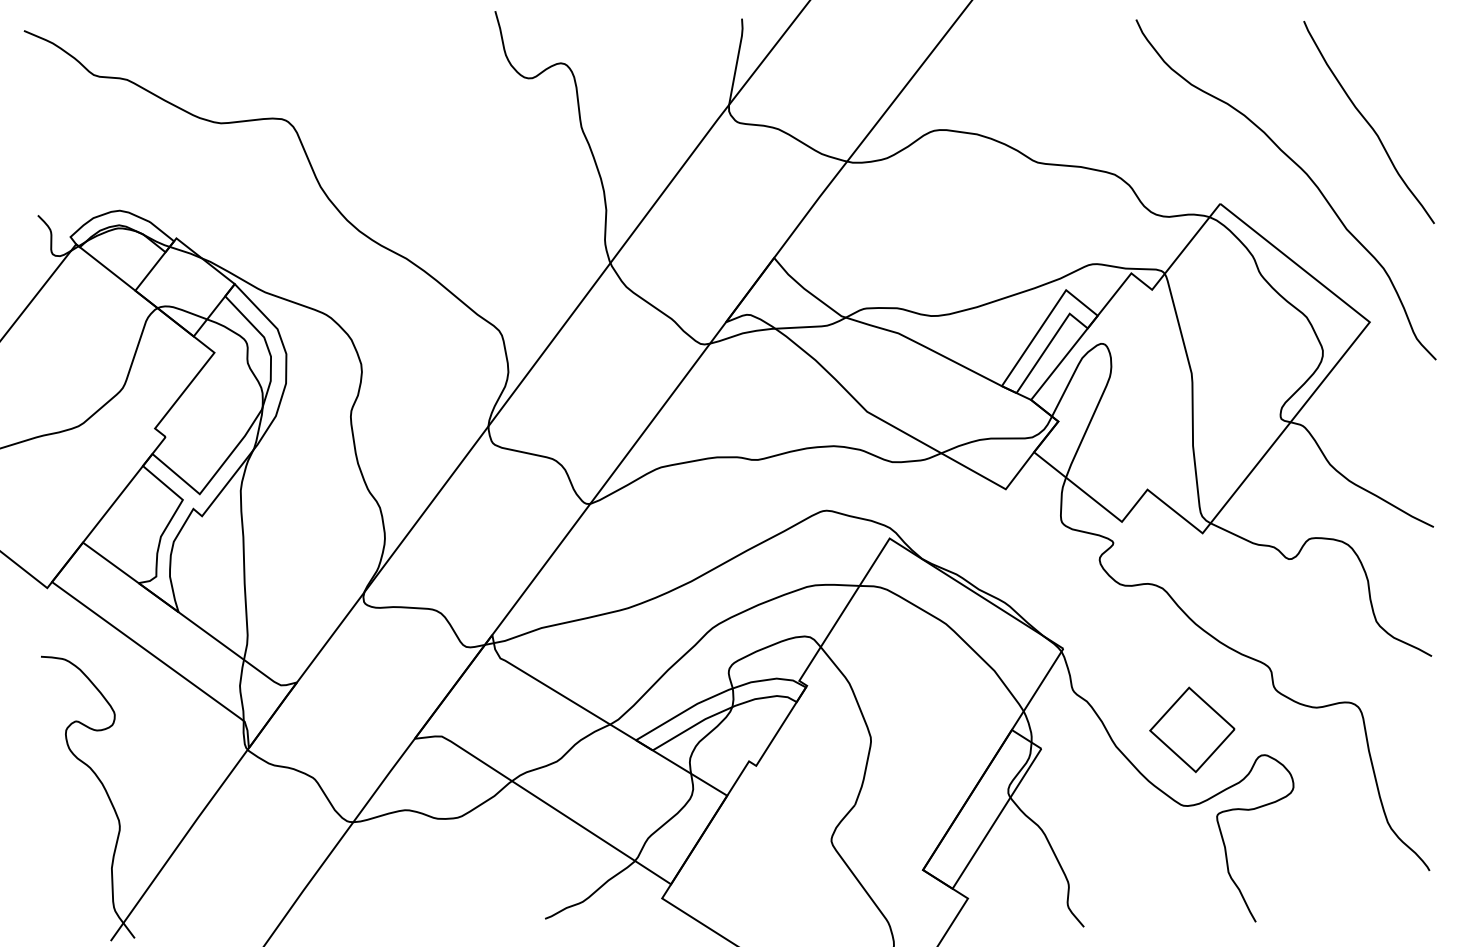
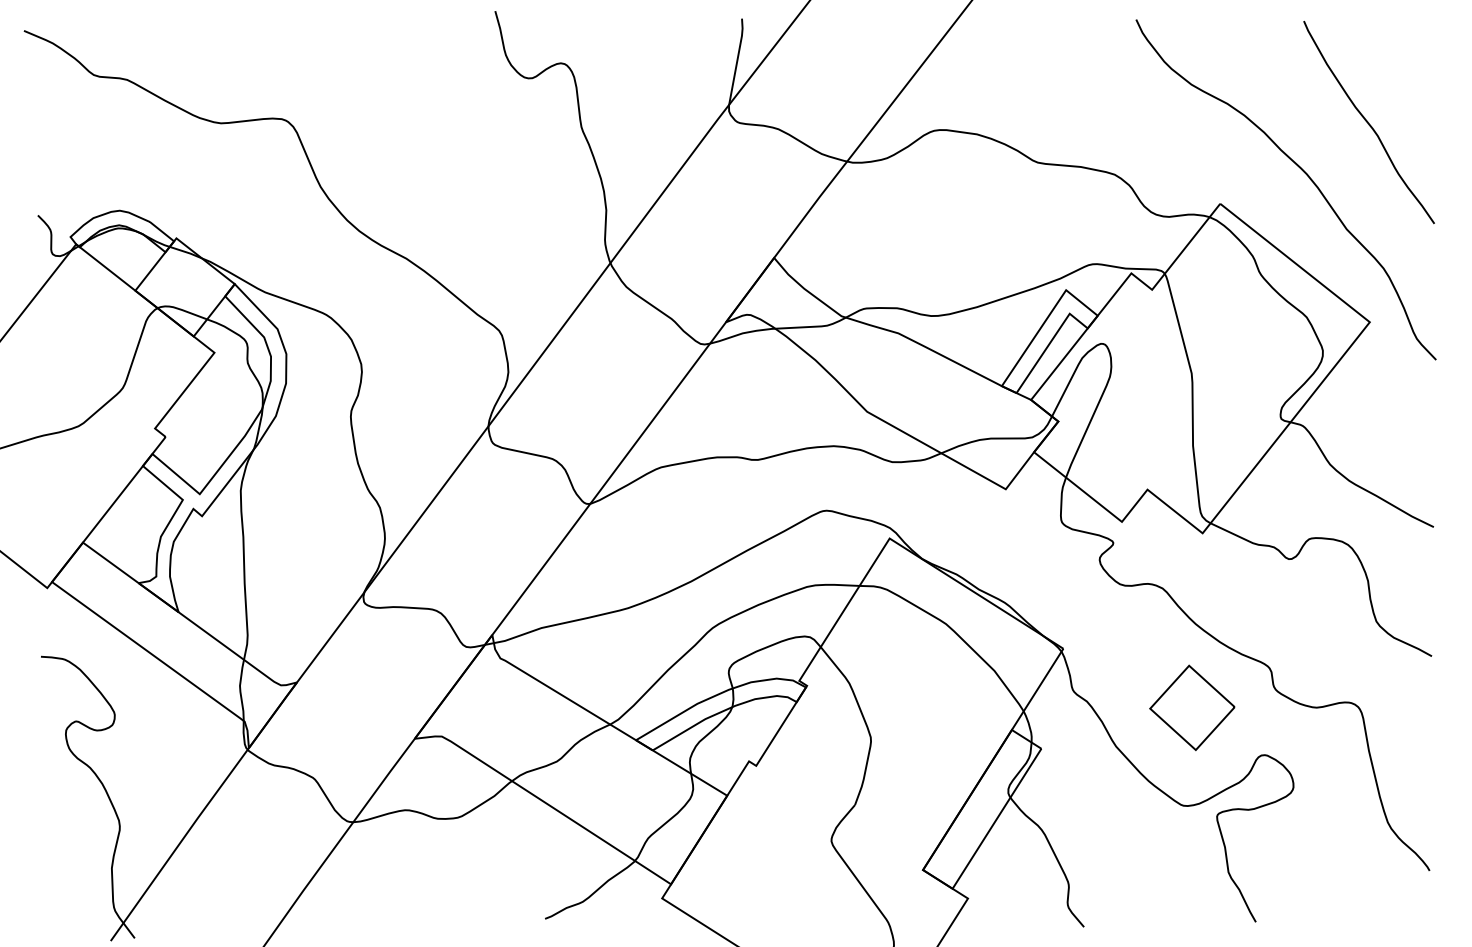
part position: (1192, 729) -> (1192, 707) (1192, 707)
